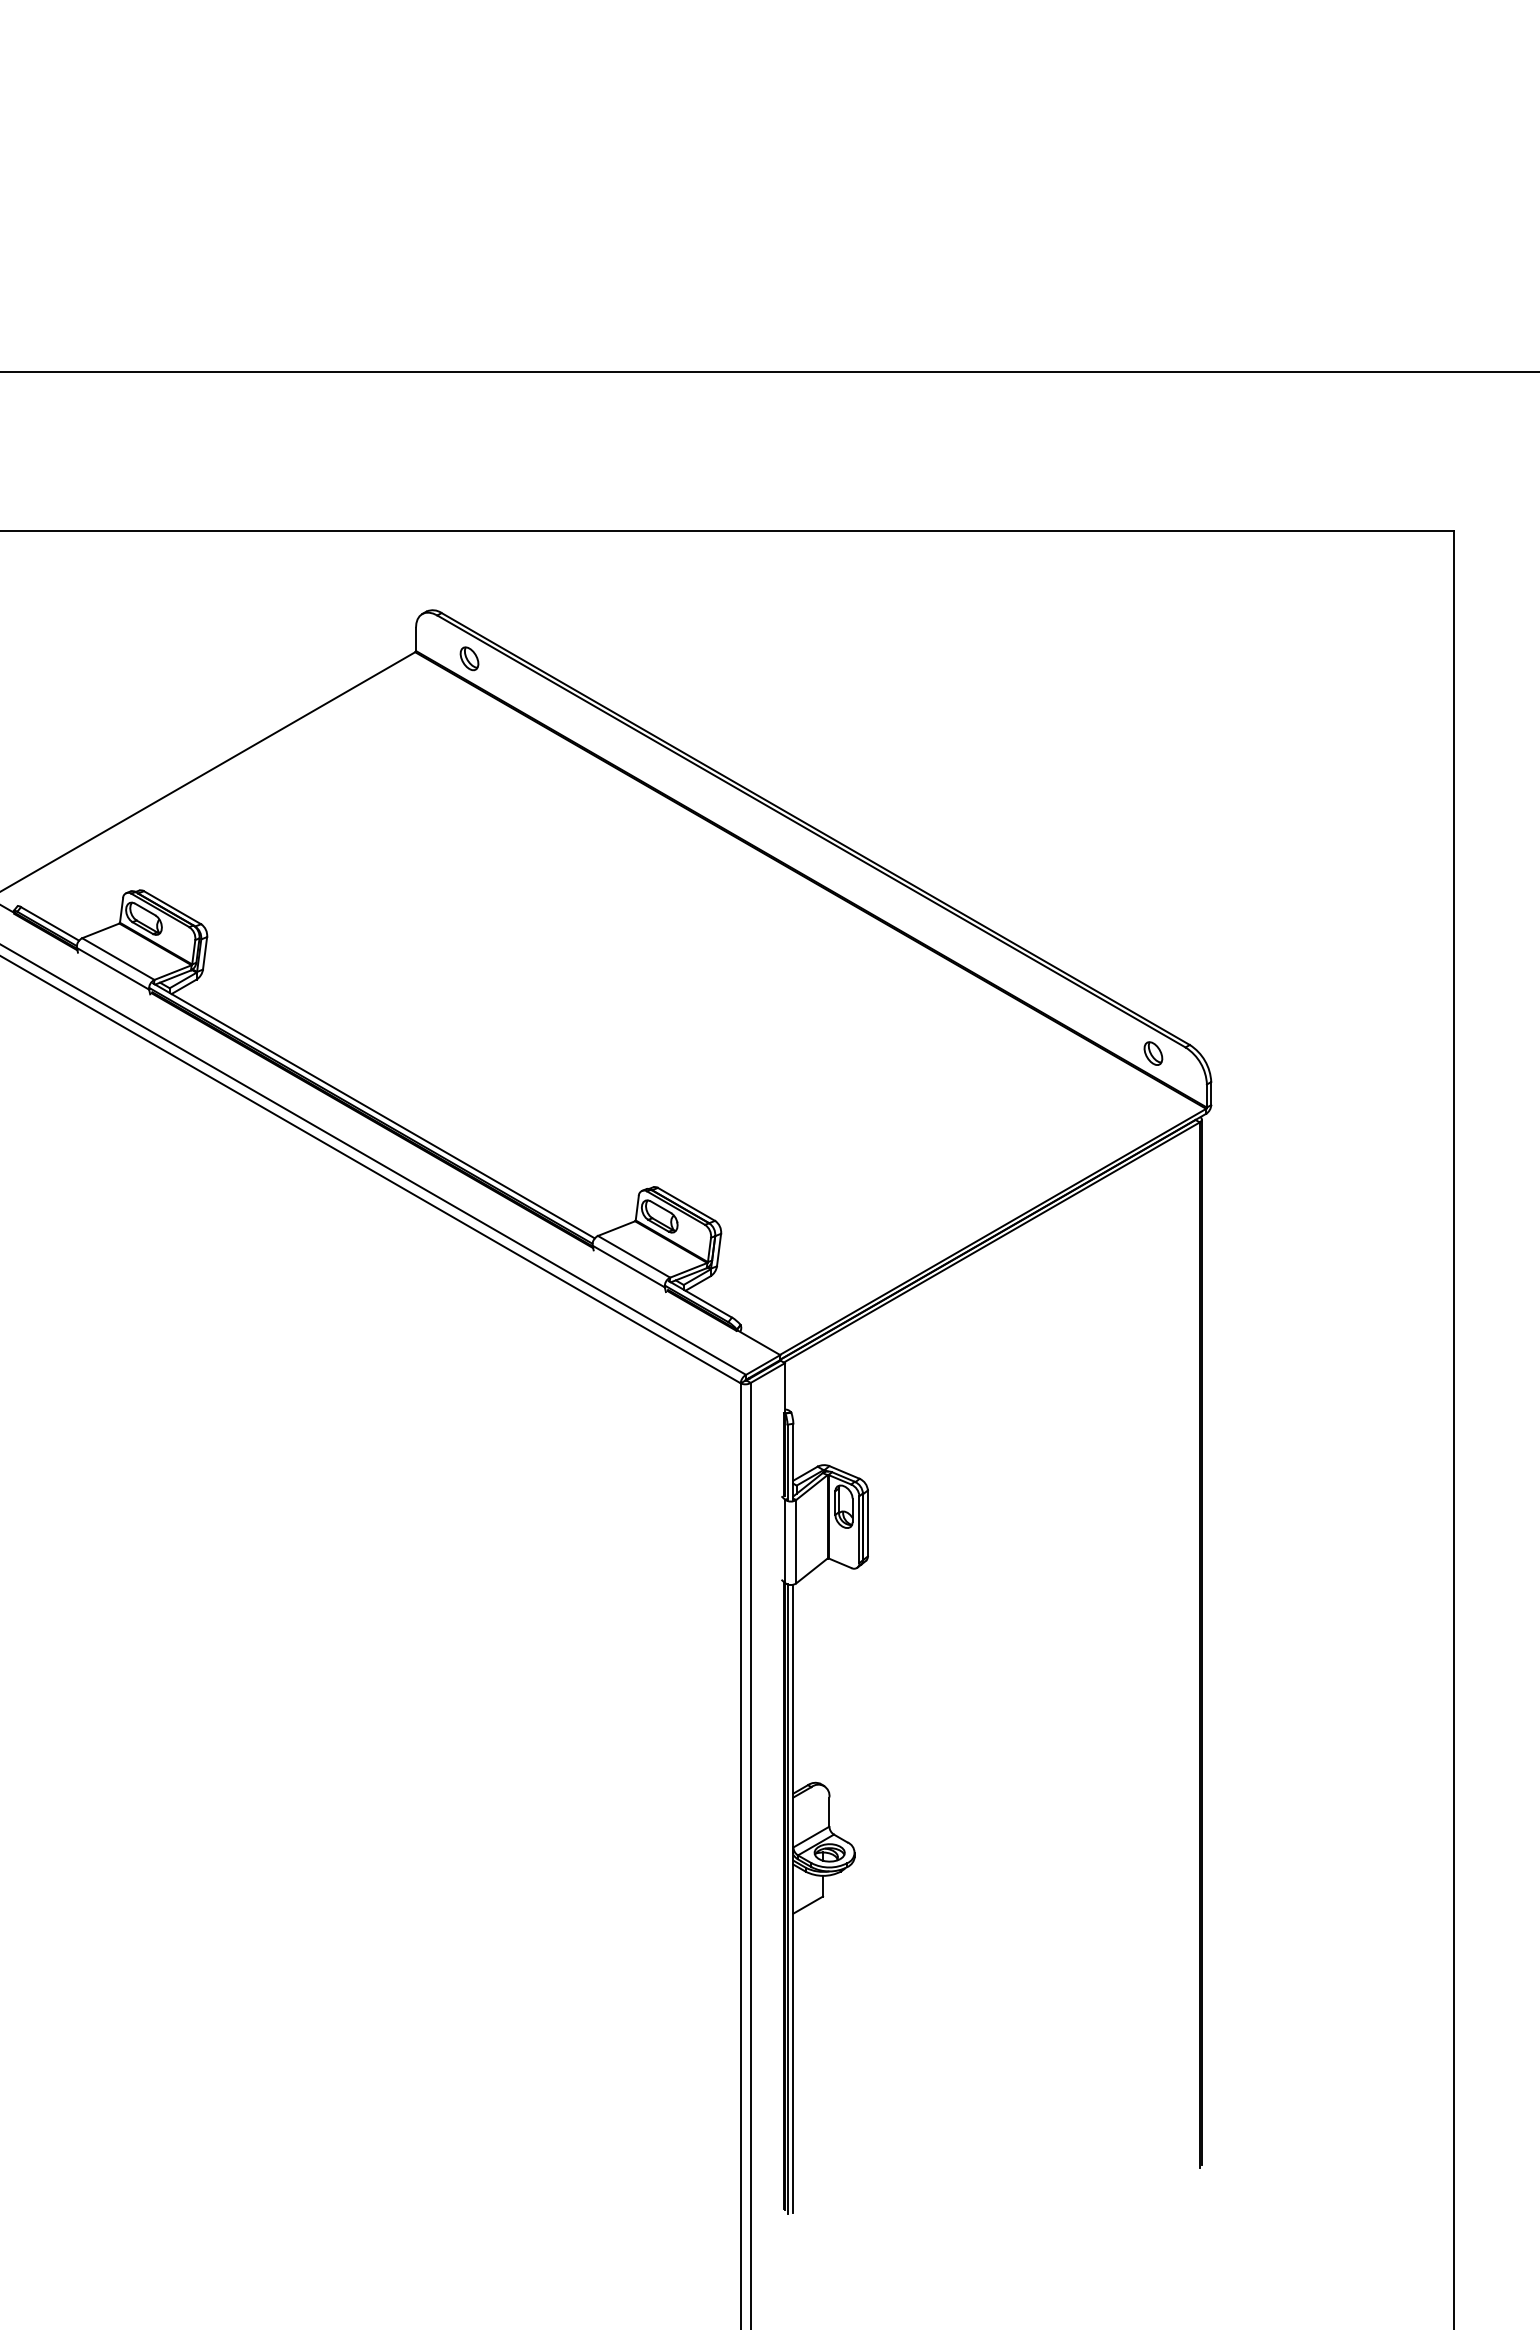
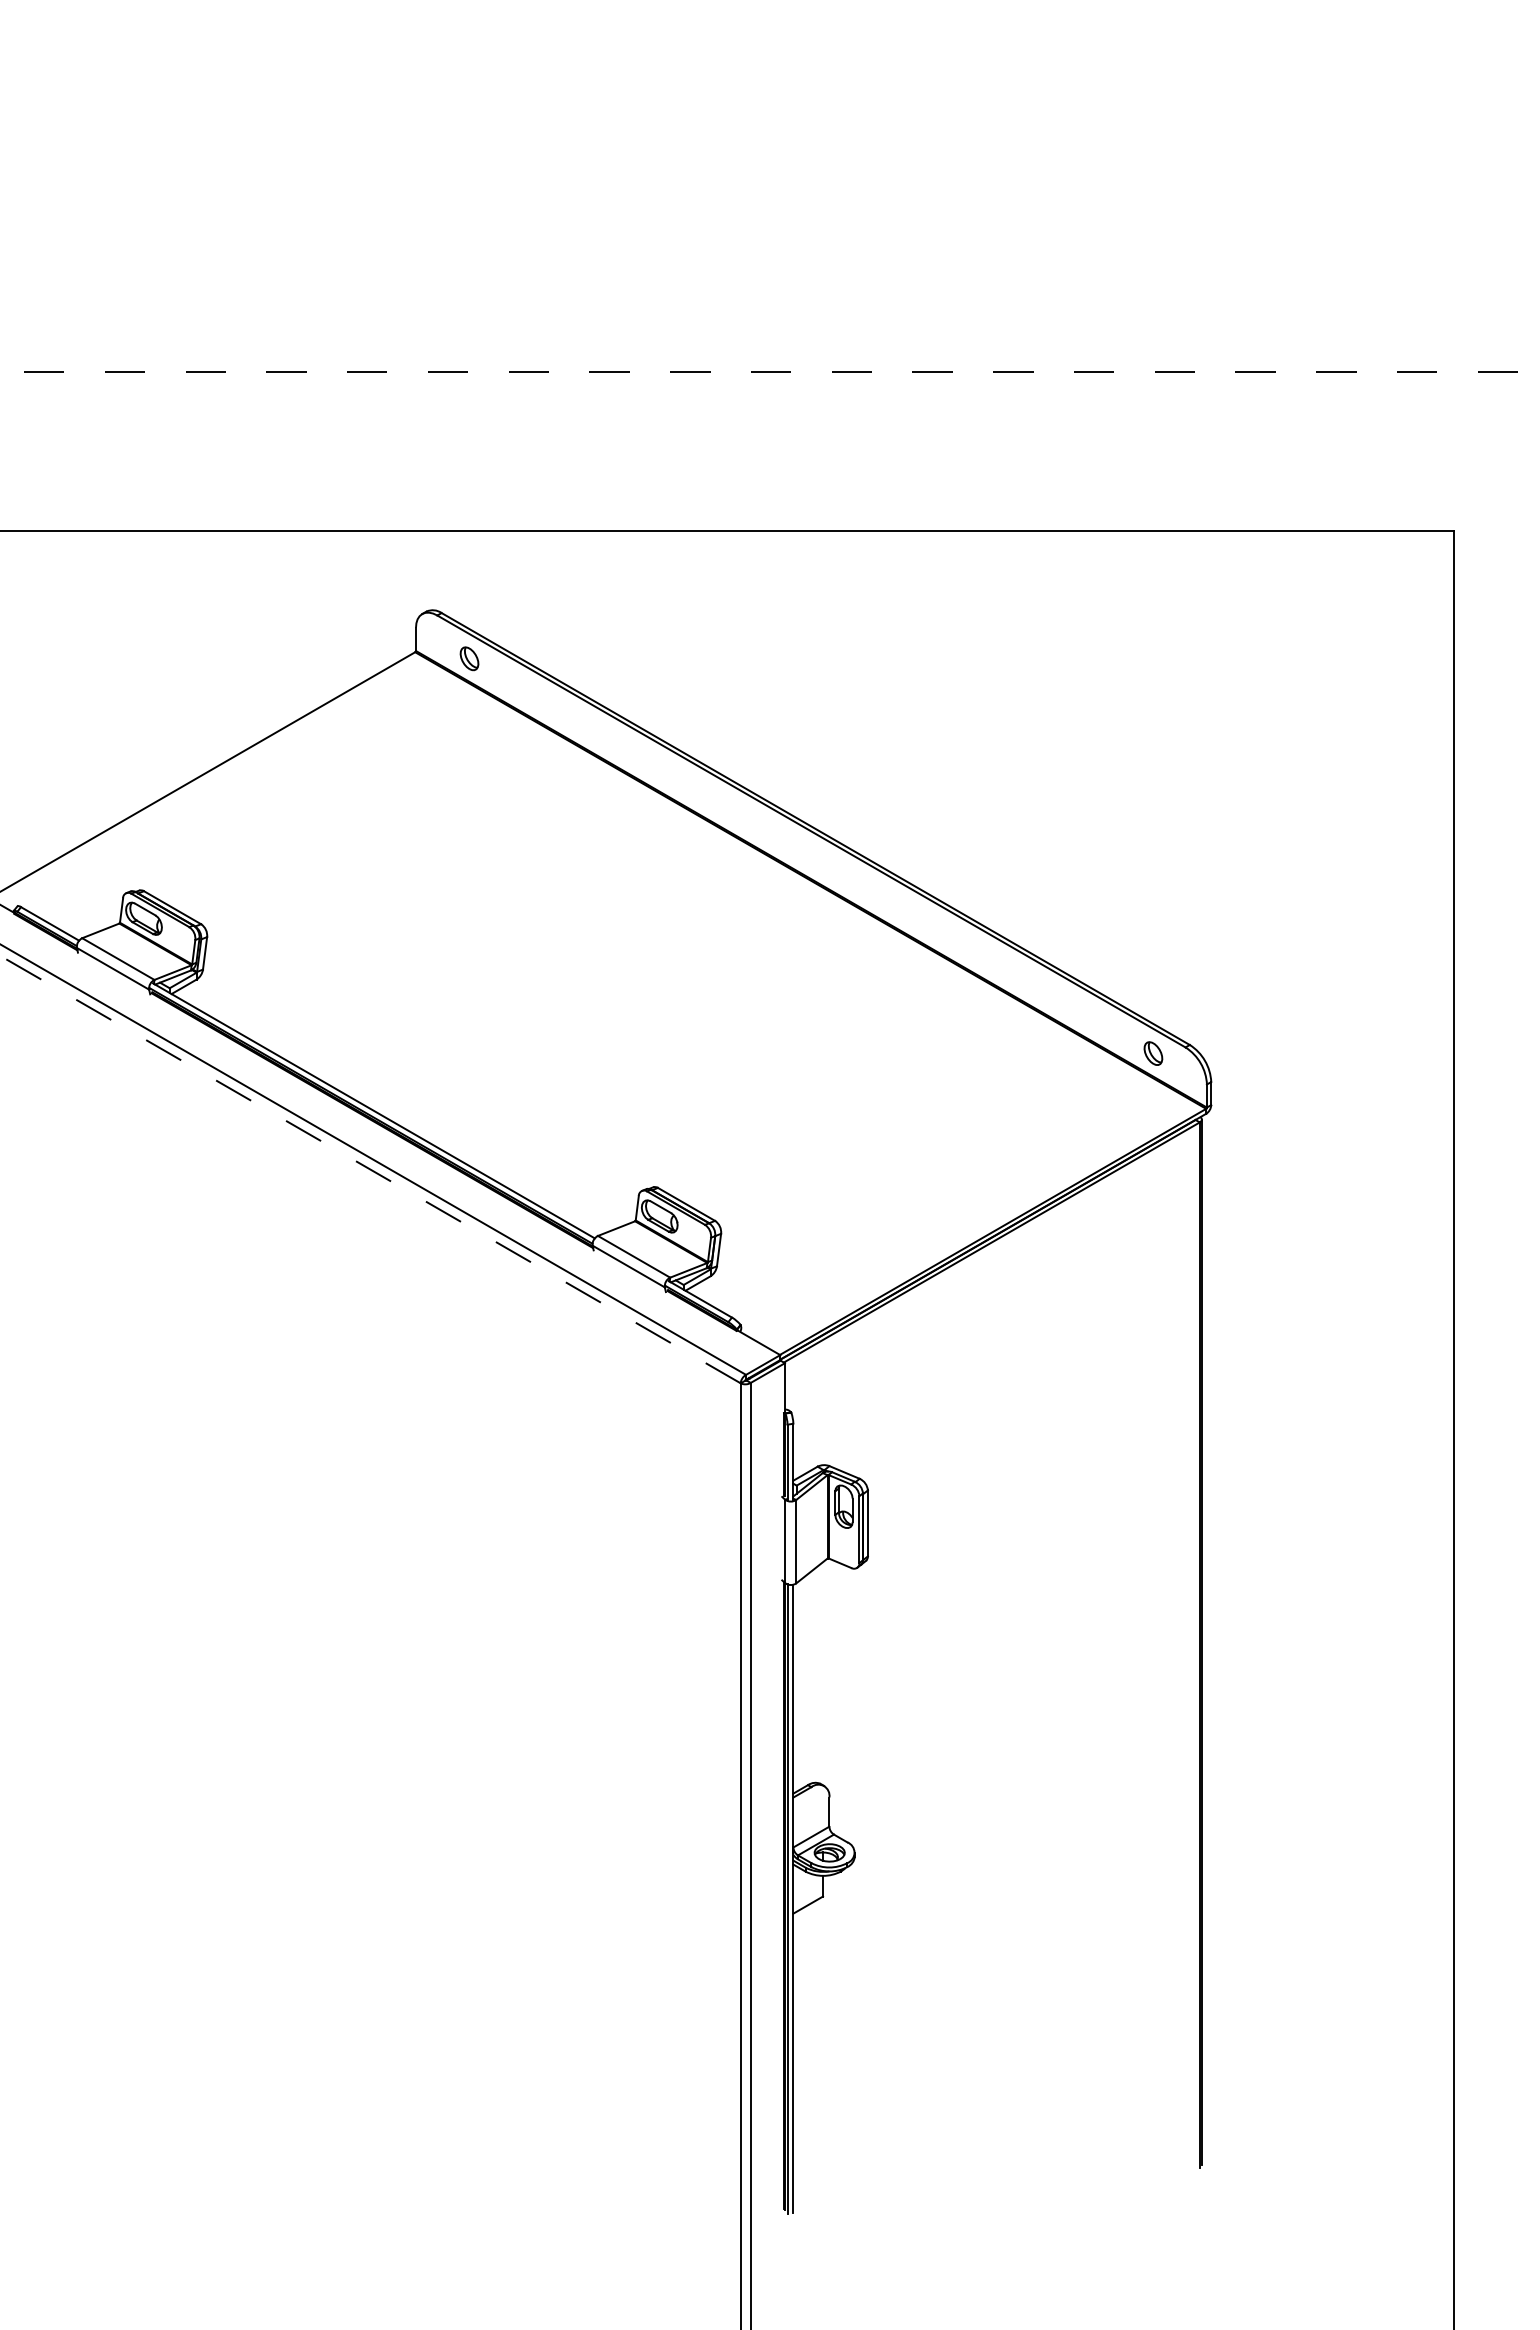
line: solid -> dashed (770, 371)
line: solid -> dashed (370, 1169)
